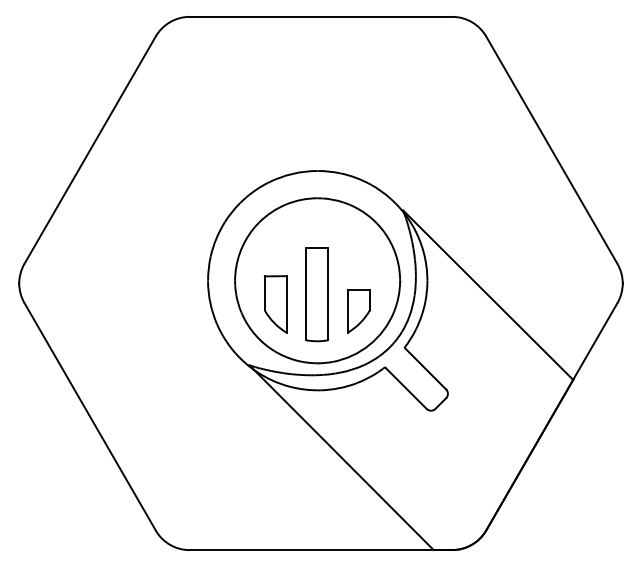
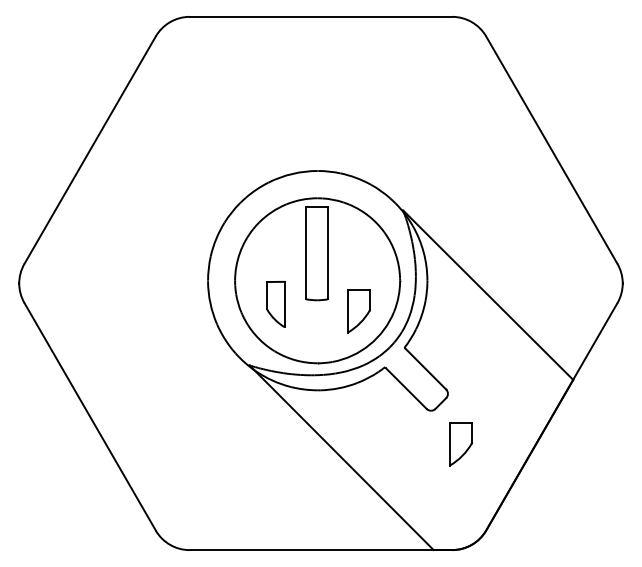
part position: (316, 294) -> (316, 253) (316, 253)
part size: 24x59 px -> 20x48 px (275, 303)
part: none -> present (460, 444)
